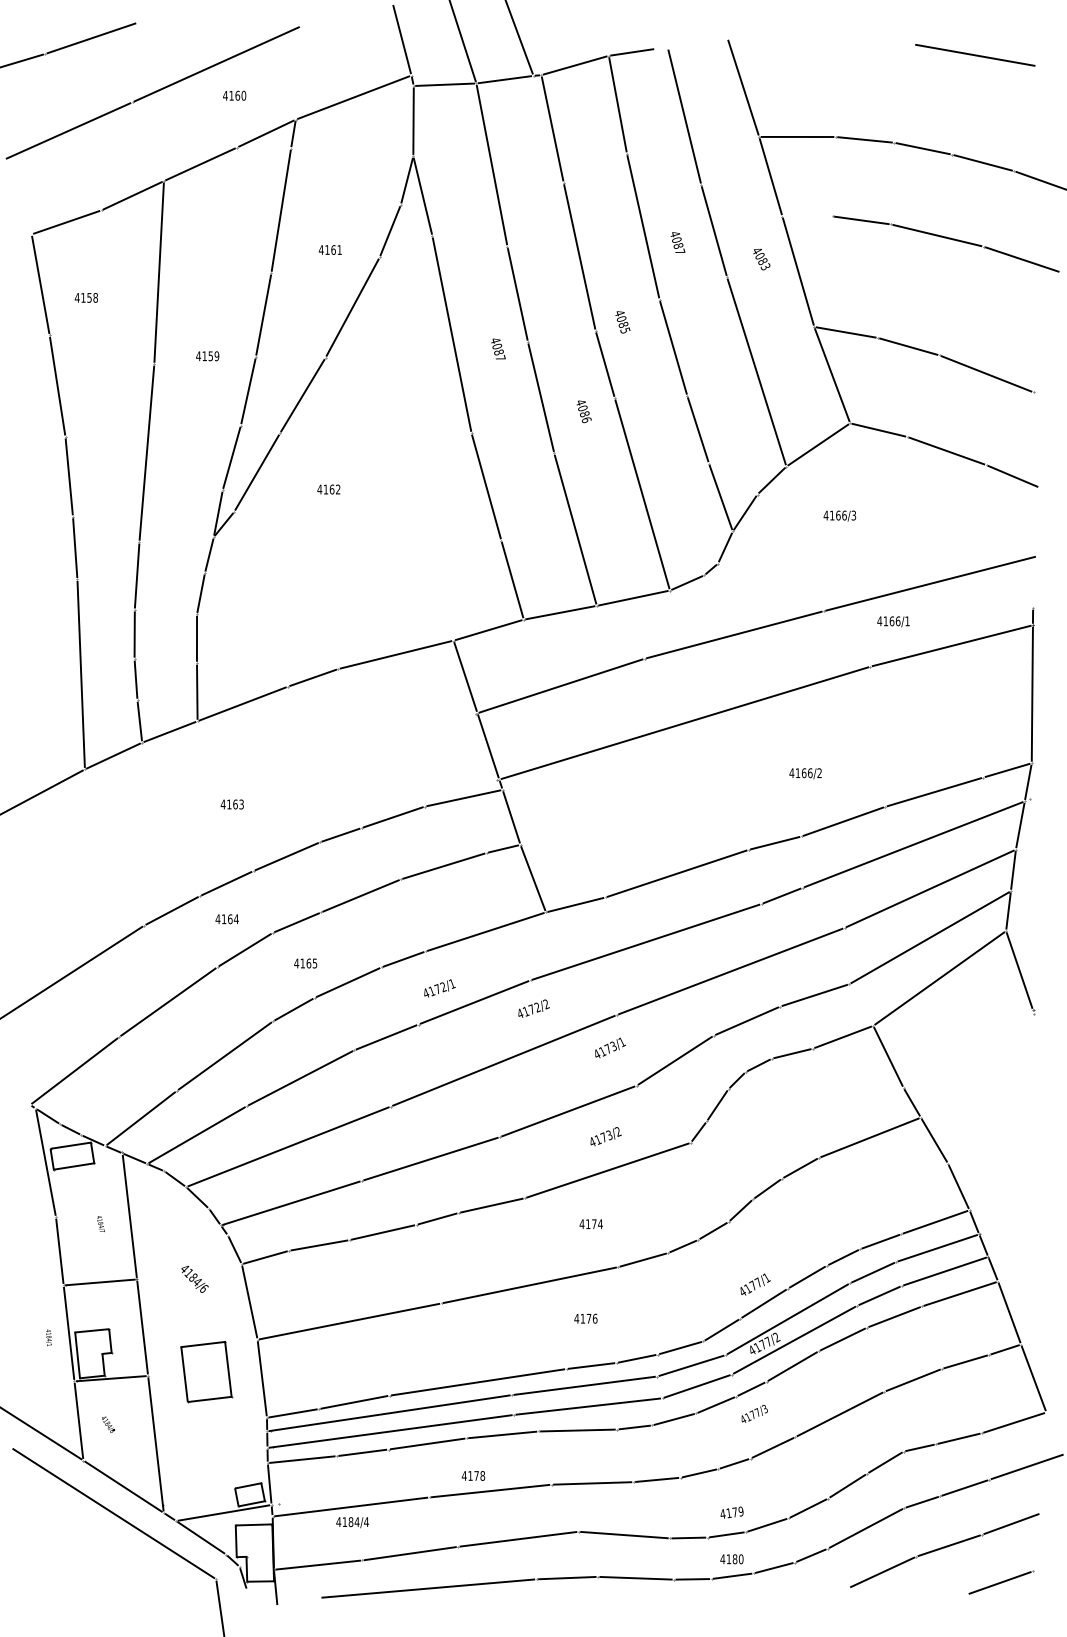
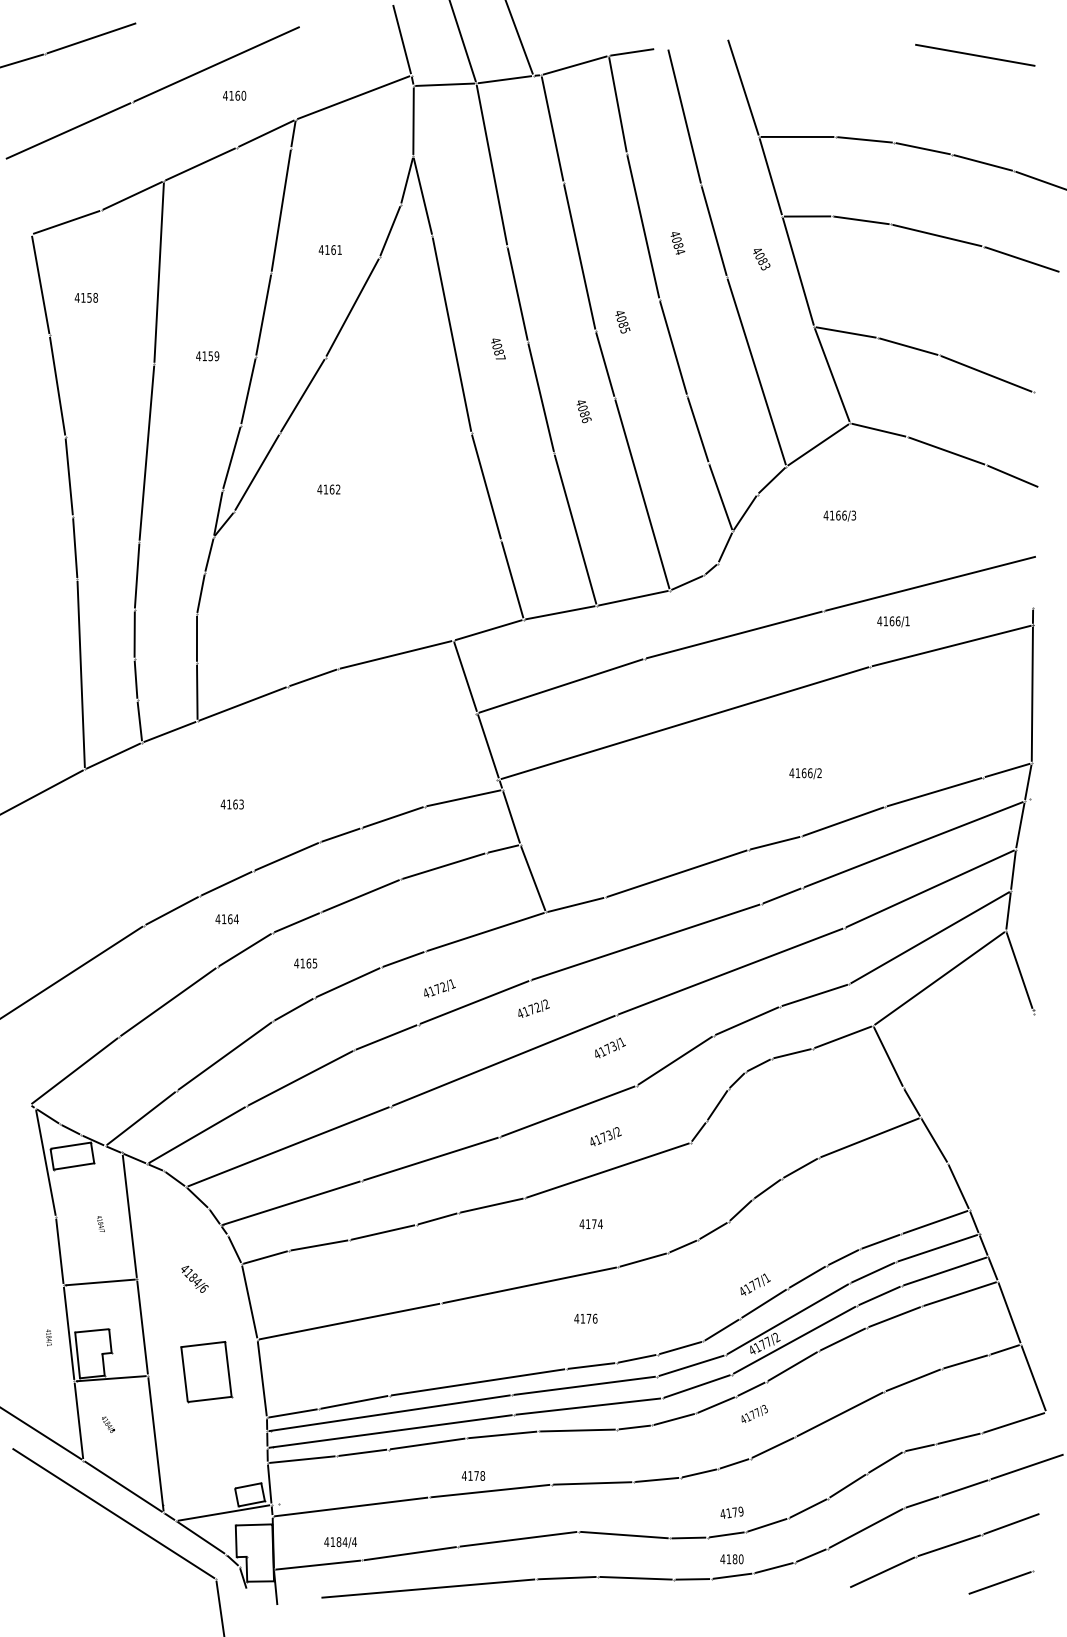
line: none -> present (807, 216)
text: 4087 -> 4084 (680, 251)
text position: (352, 1522) -> (340, 1542) (340, 1542)
